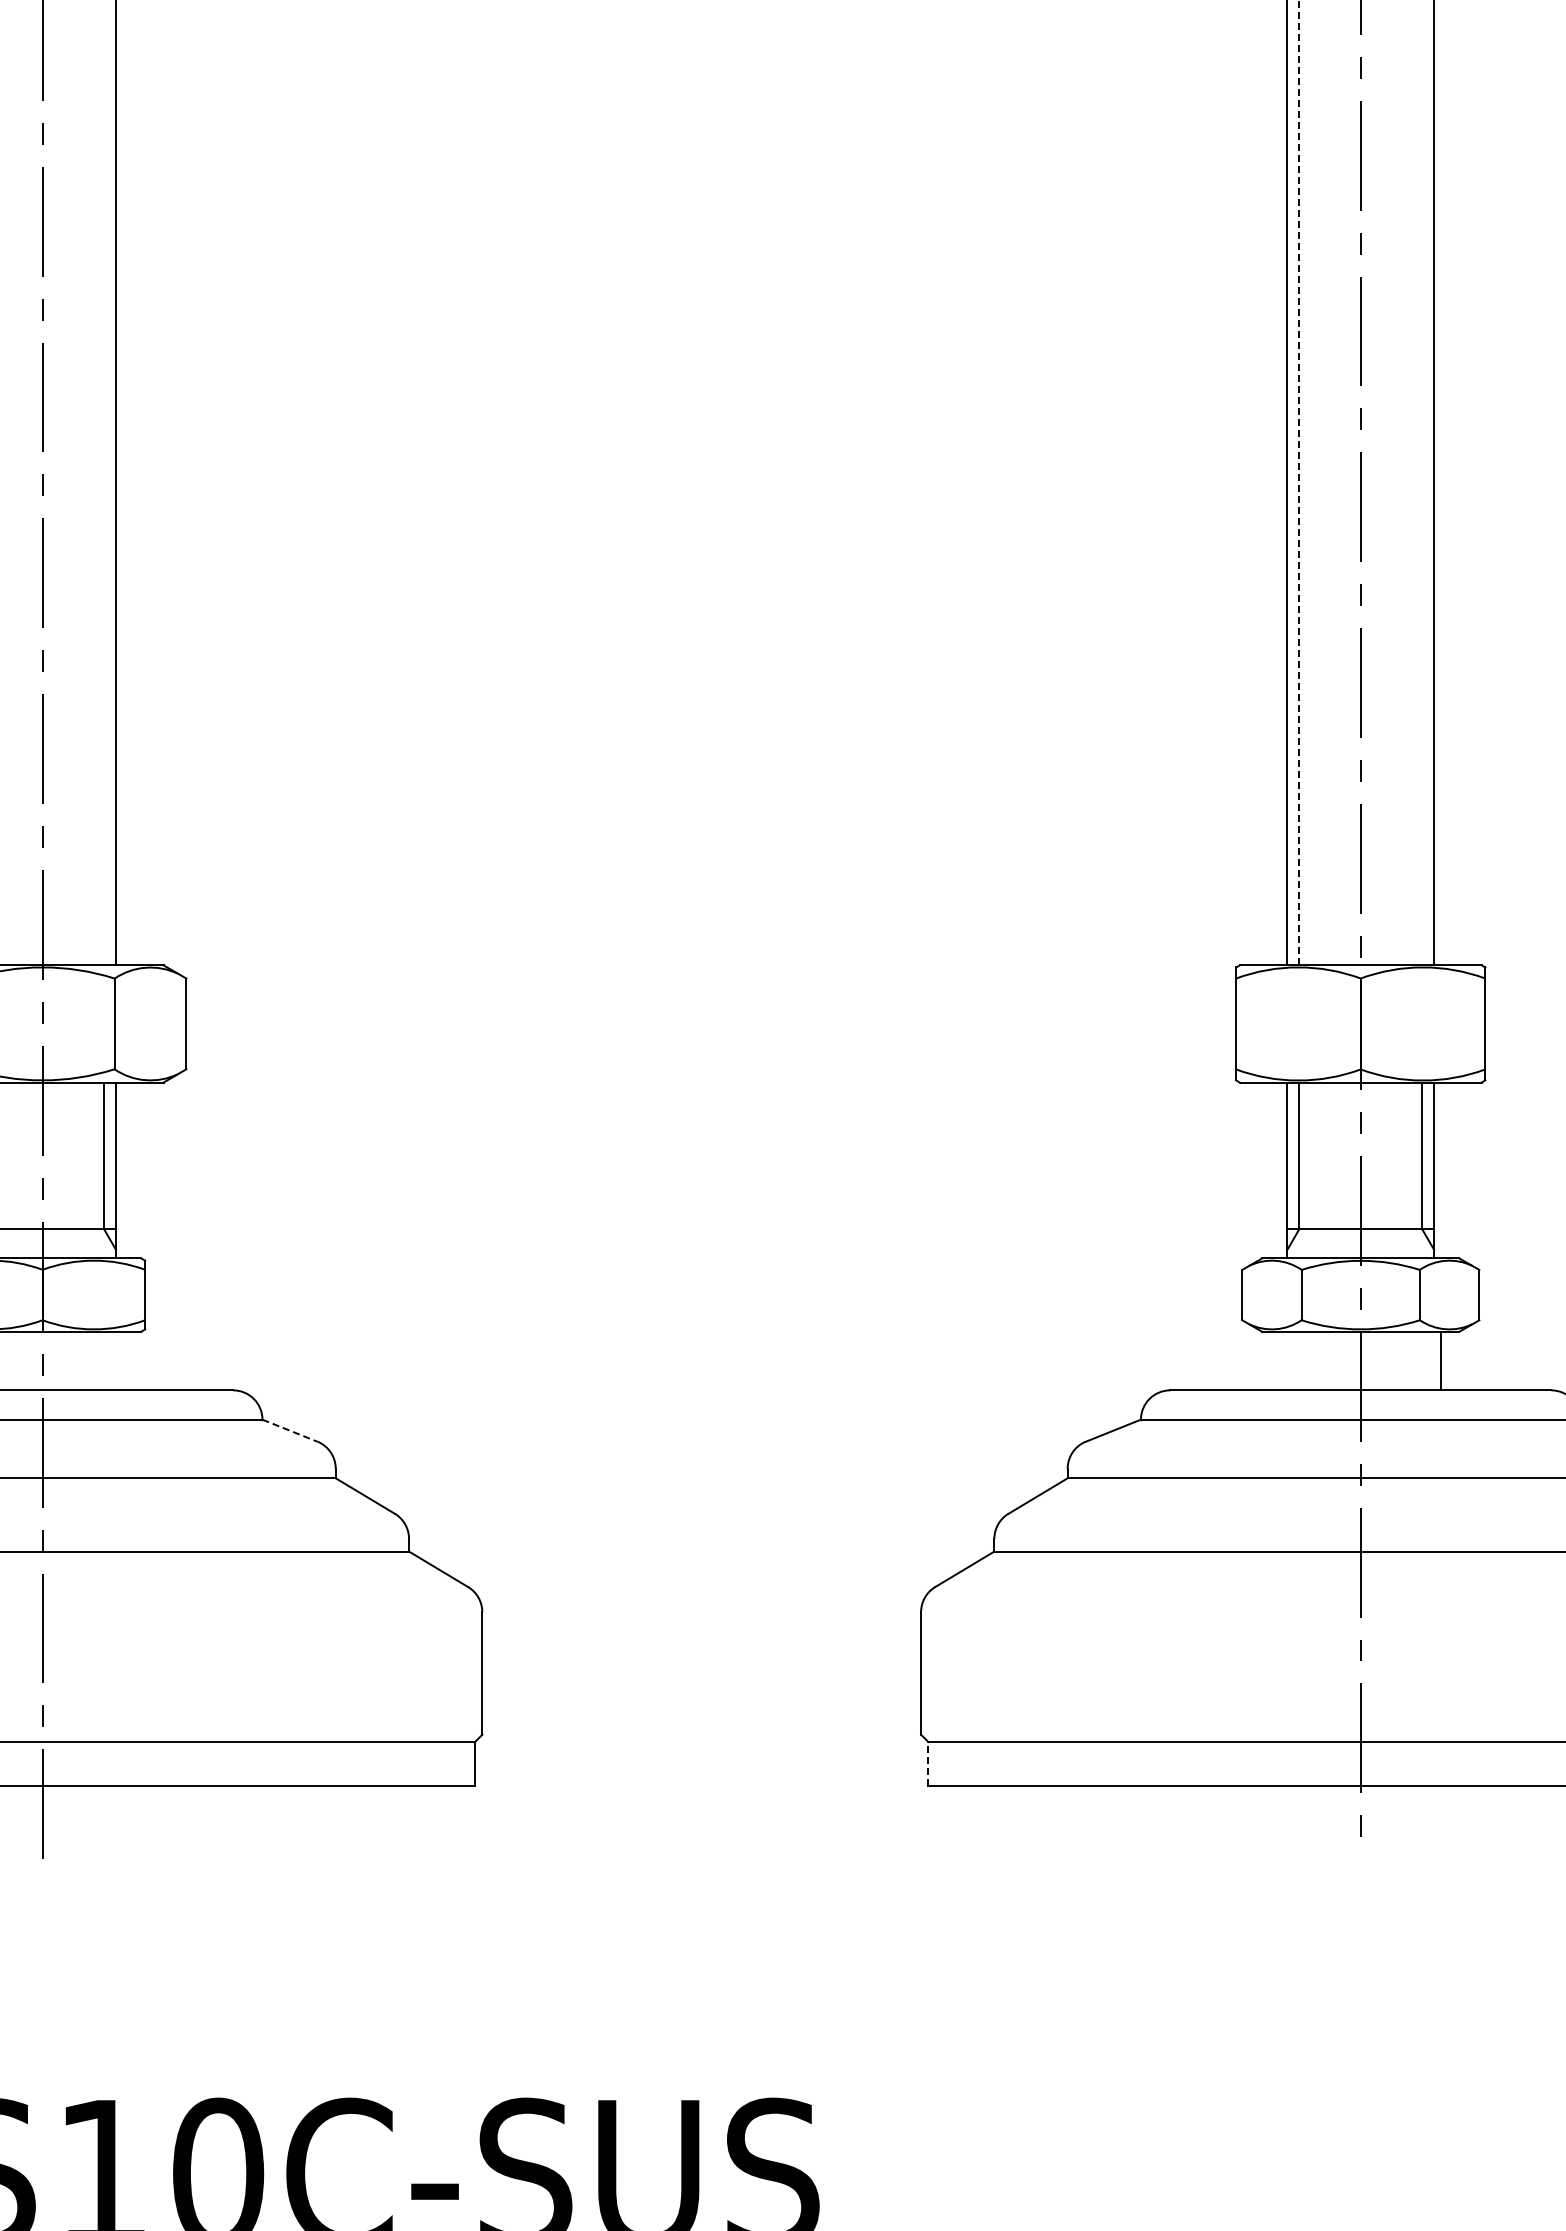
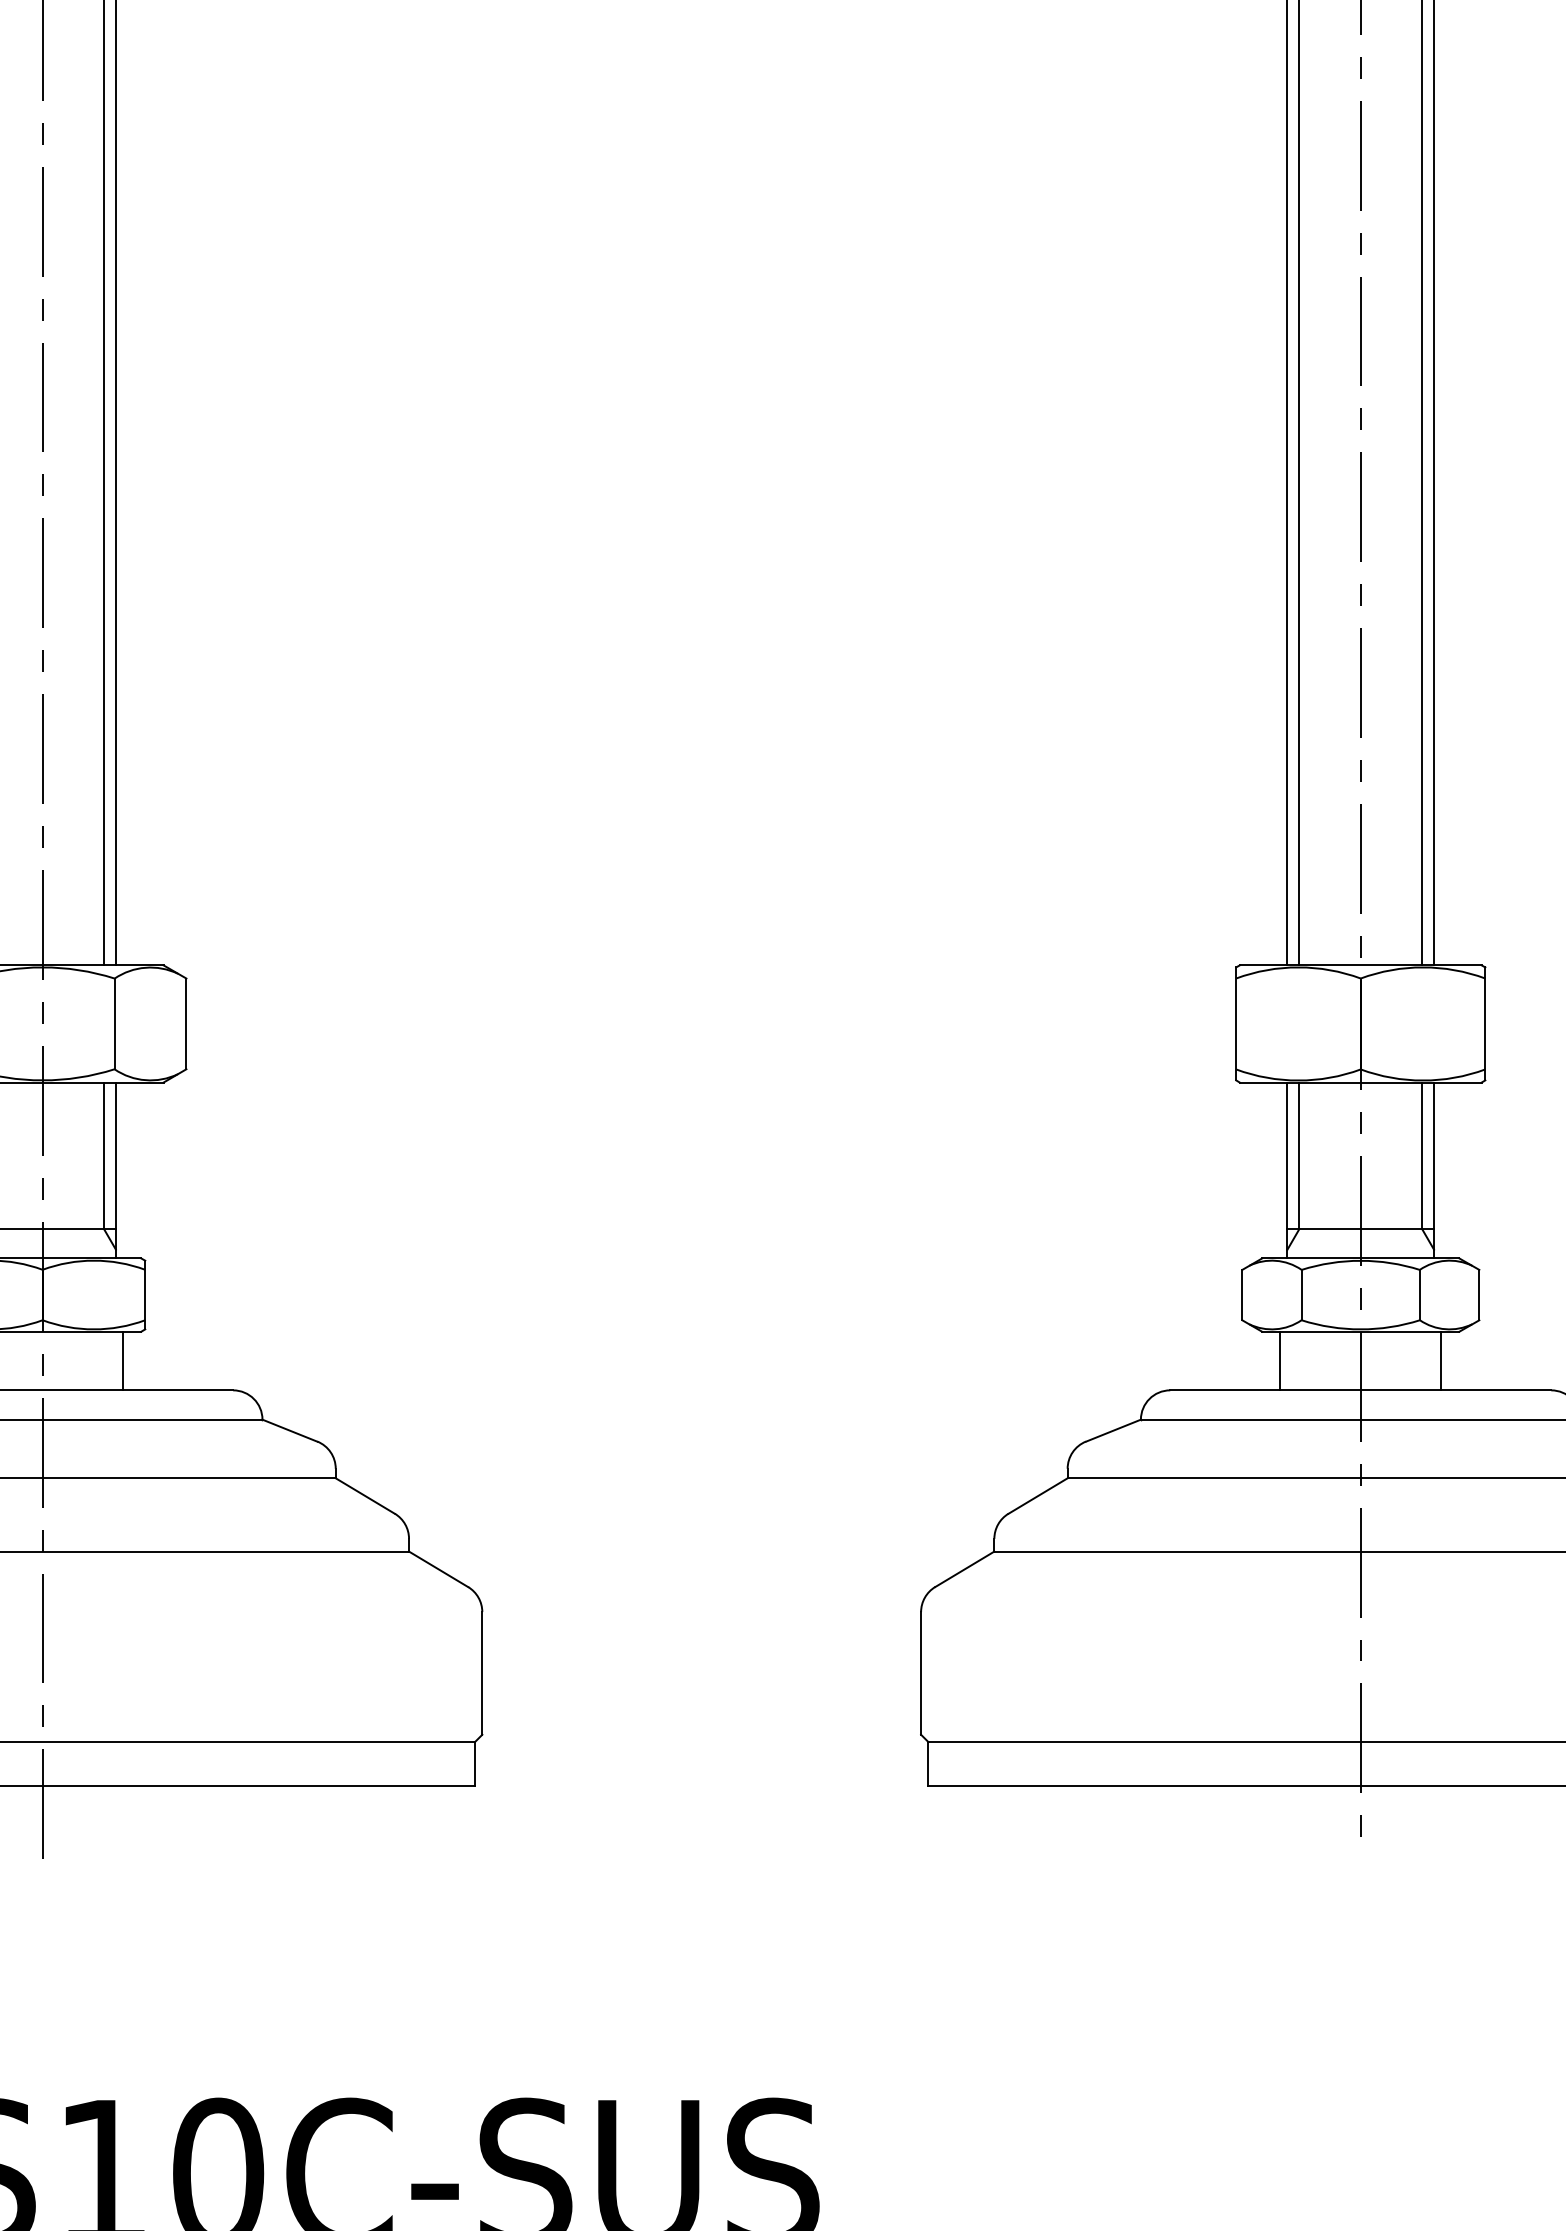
line: dashed -> solid (1299, 482)
line: none -> present (104, 483)
line: none -> present (1422, 483)
line: none -> present (123, 1360)
line: none -> present (1280, 1360)
line: dashed -> solid (289, 1430)
line: dashed -> solid (928, 1764)
